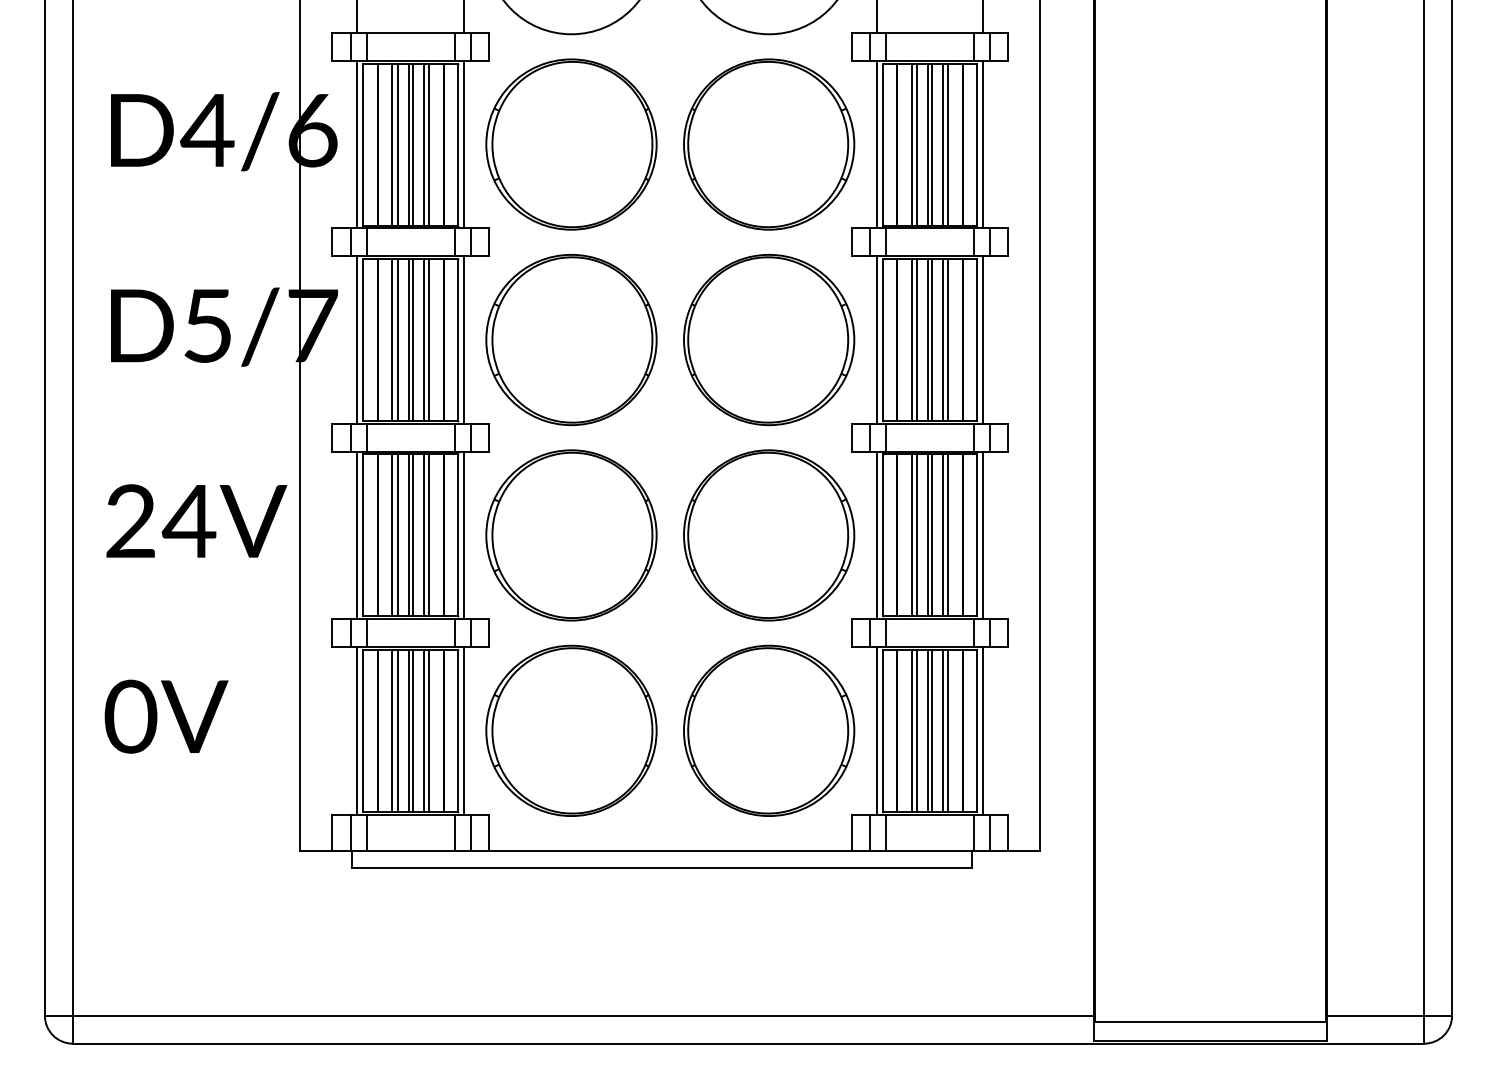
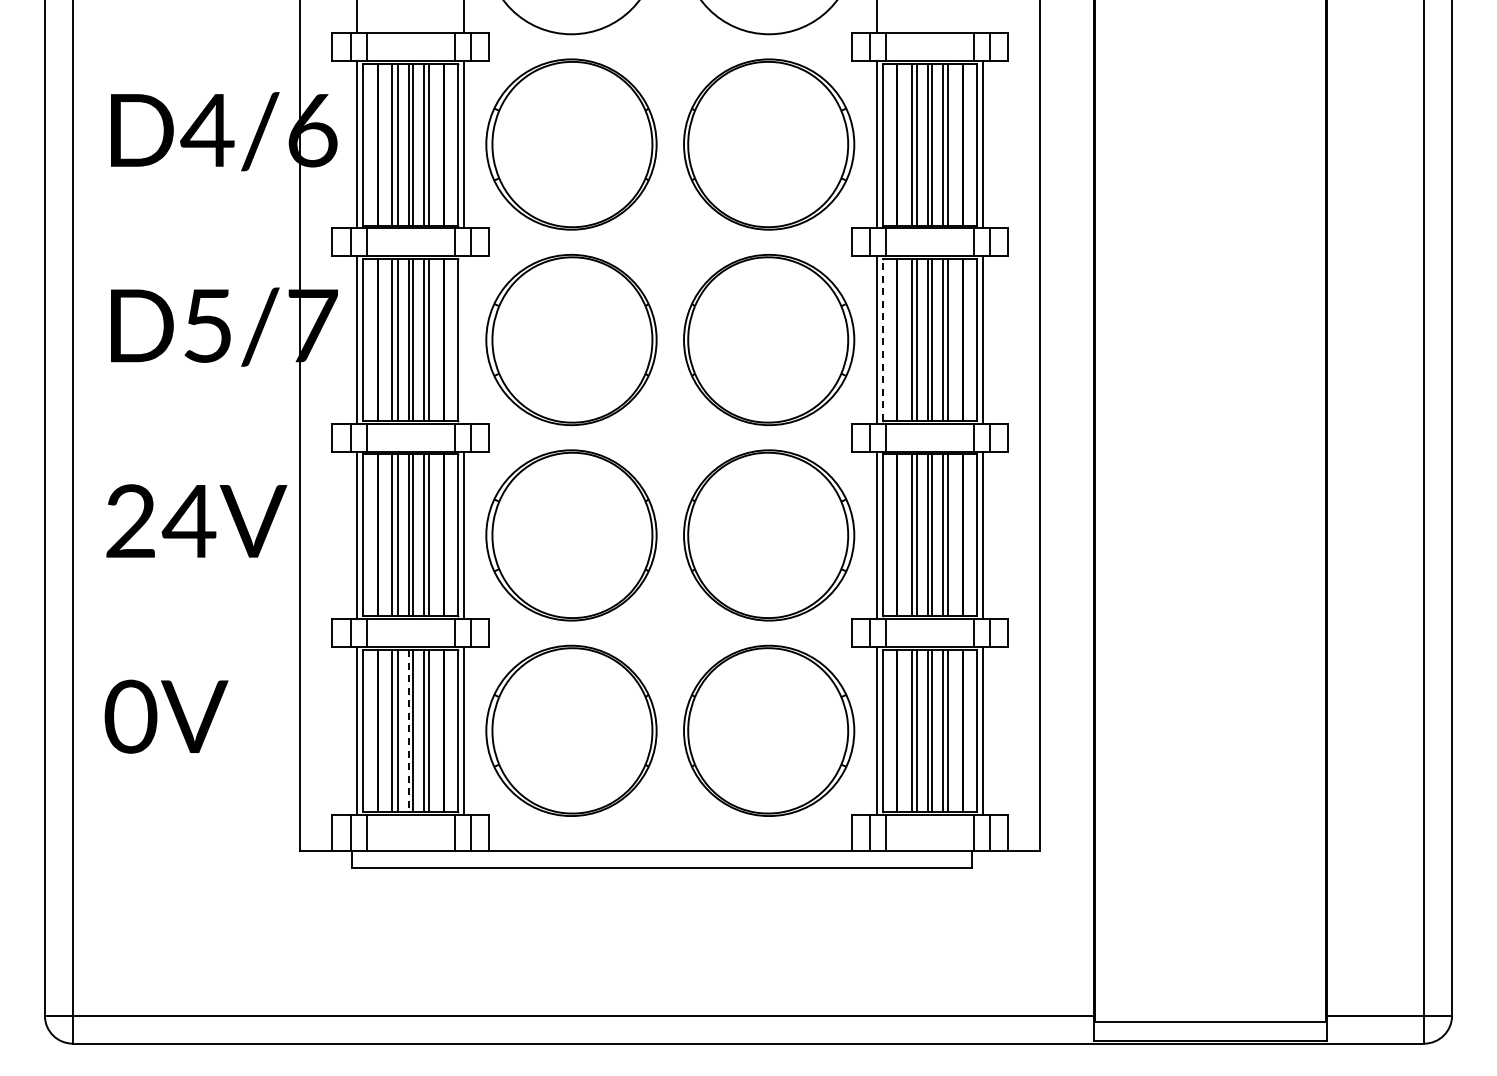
line: present -> none (983, 17)
line: present -> none (463, 339)
line: solid -> dashed (882, 340)
line: solid -> dashed (408, 730)
